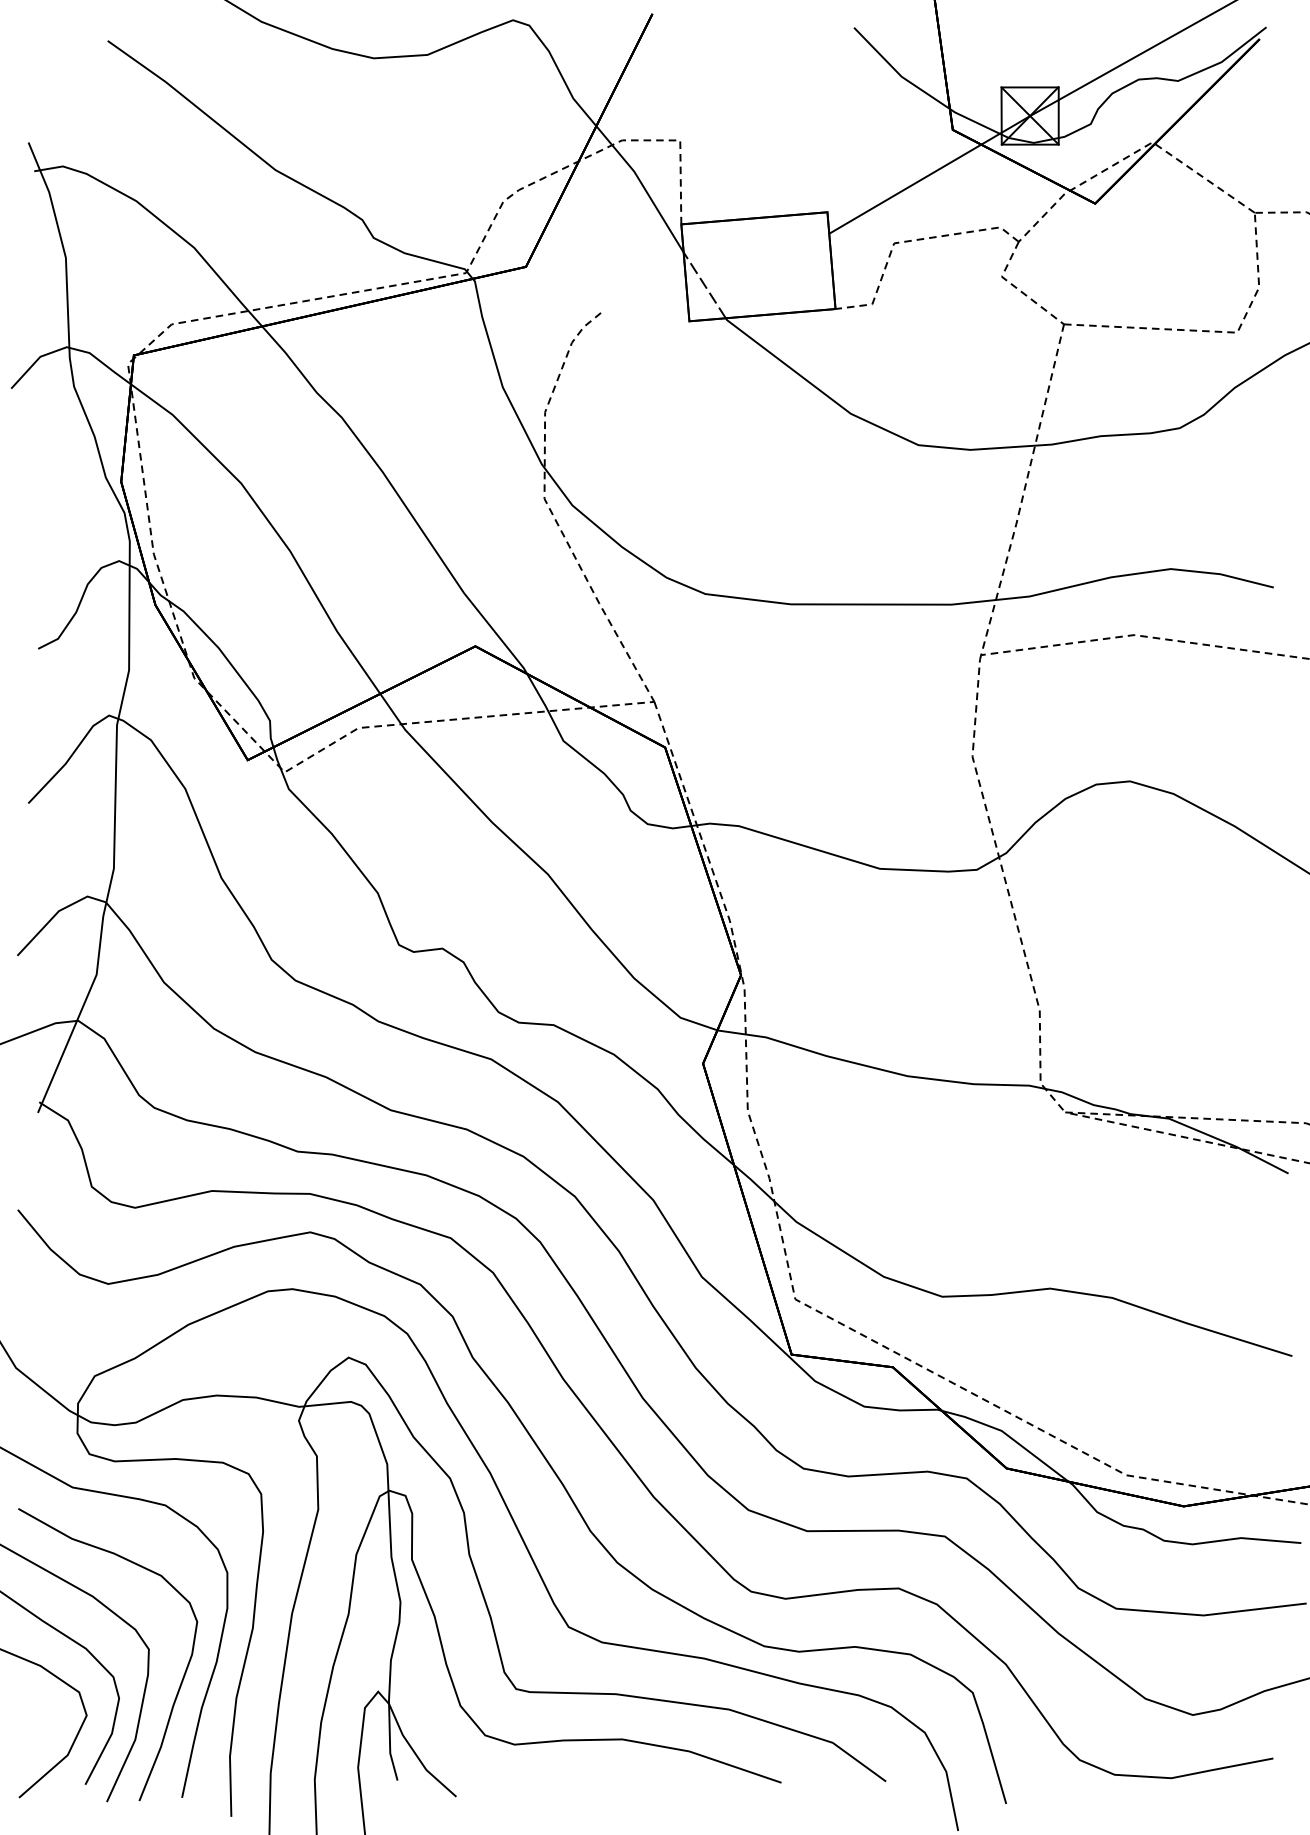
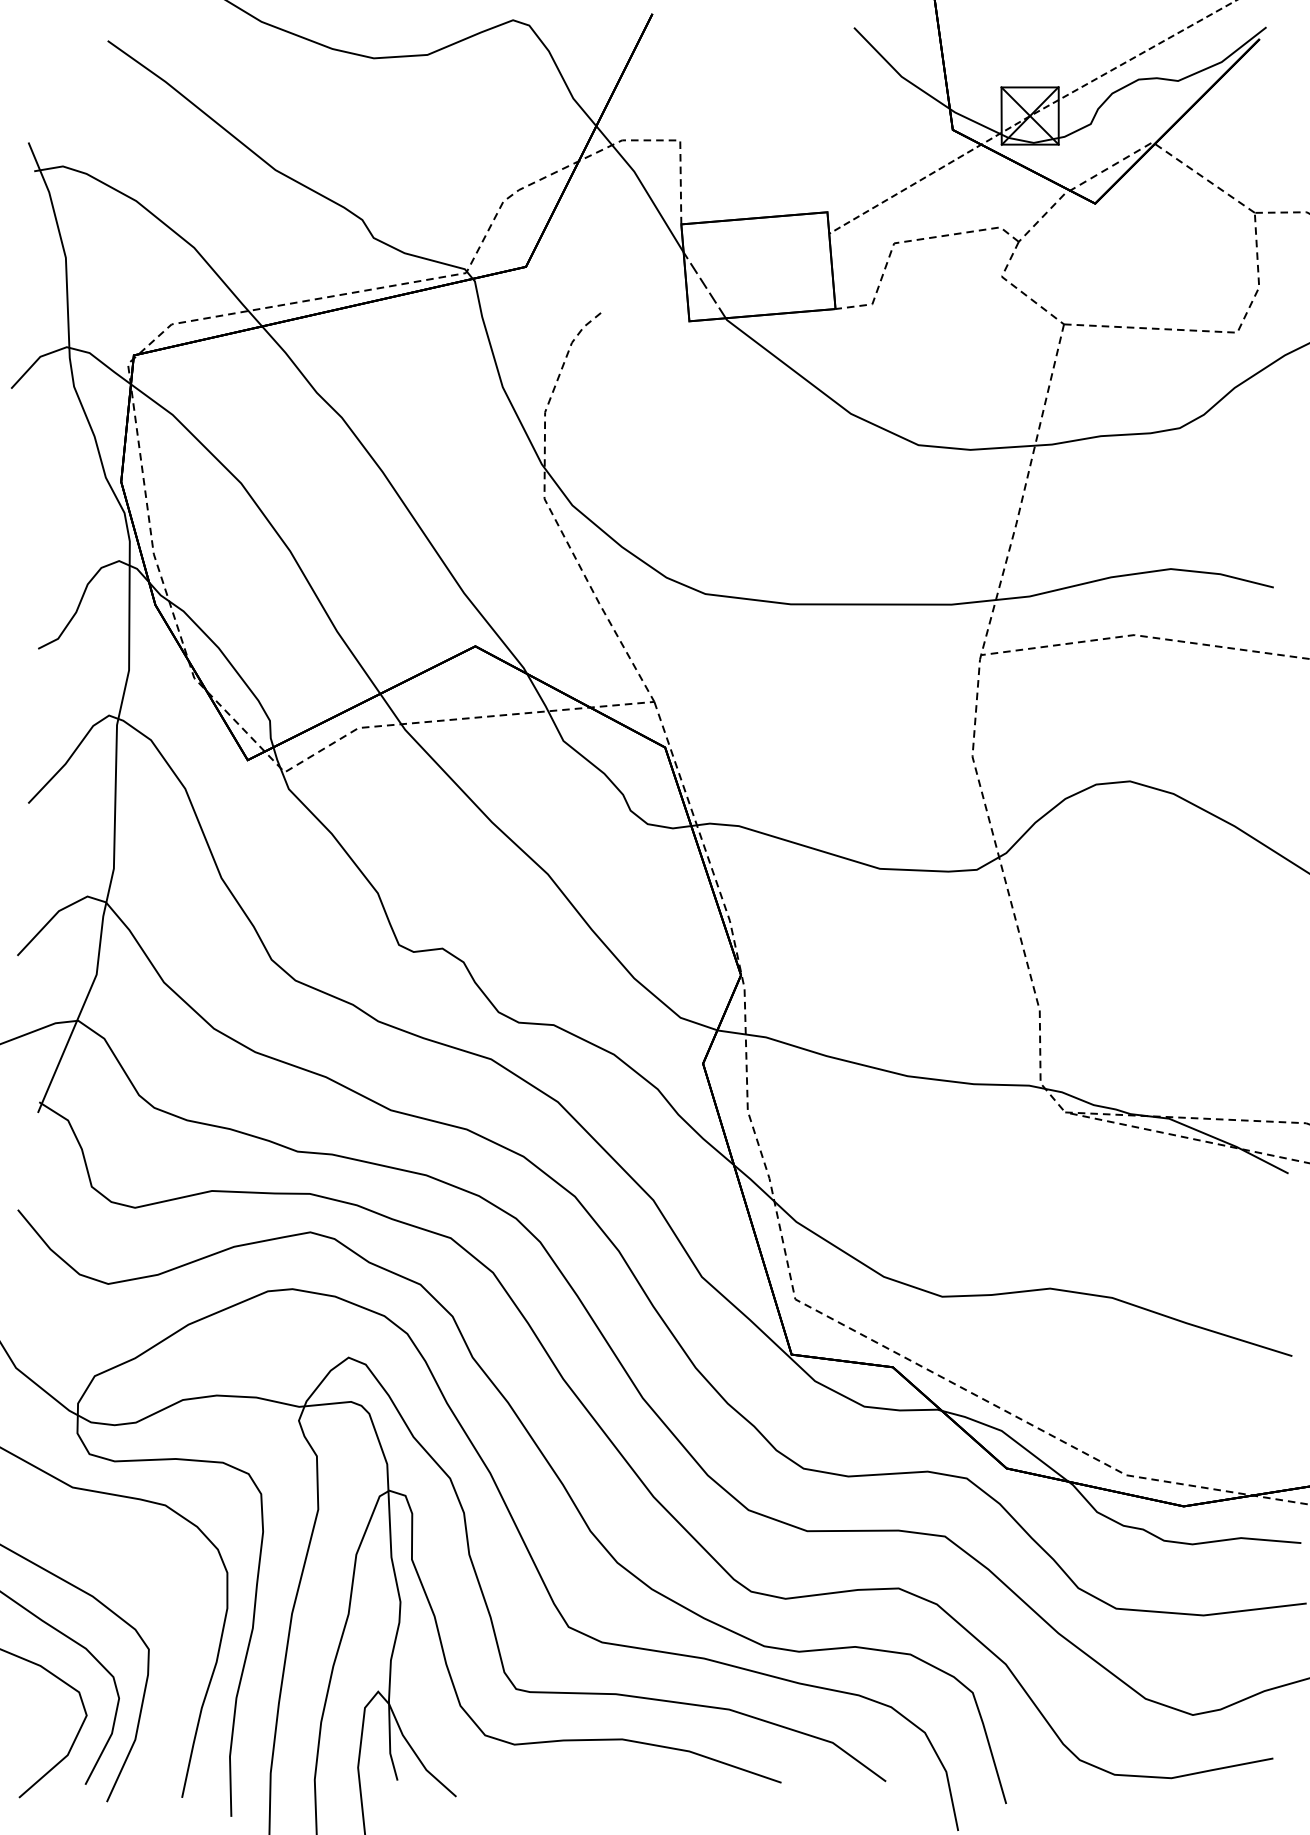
line: solid -> dashed (1031, 115)
curve: present -> none (180, 1682)
